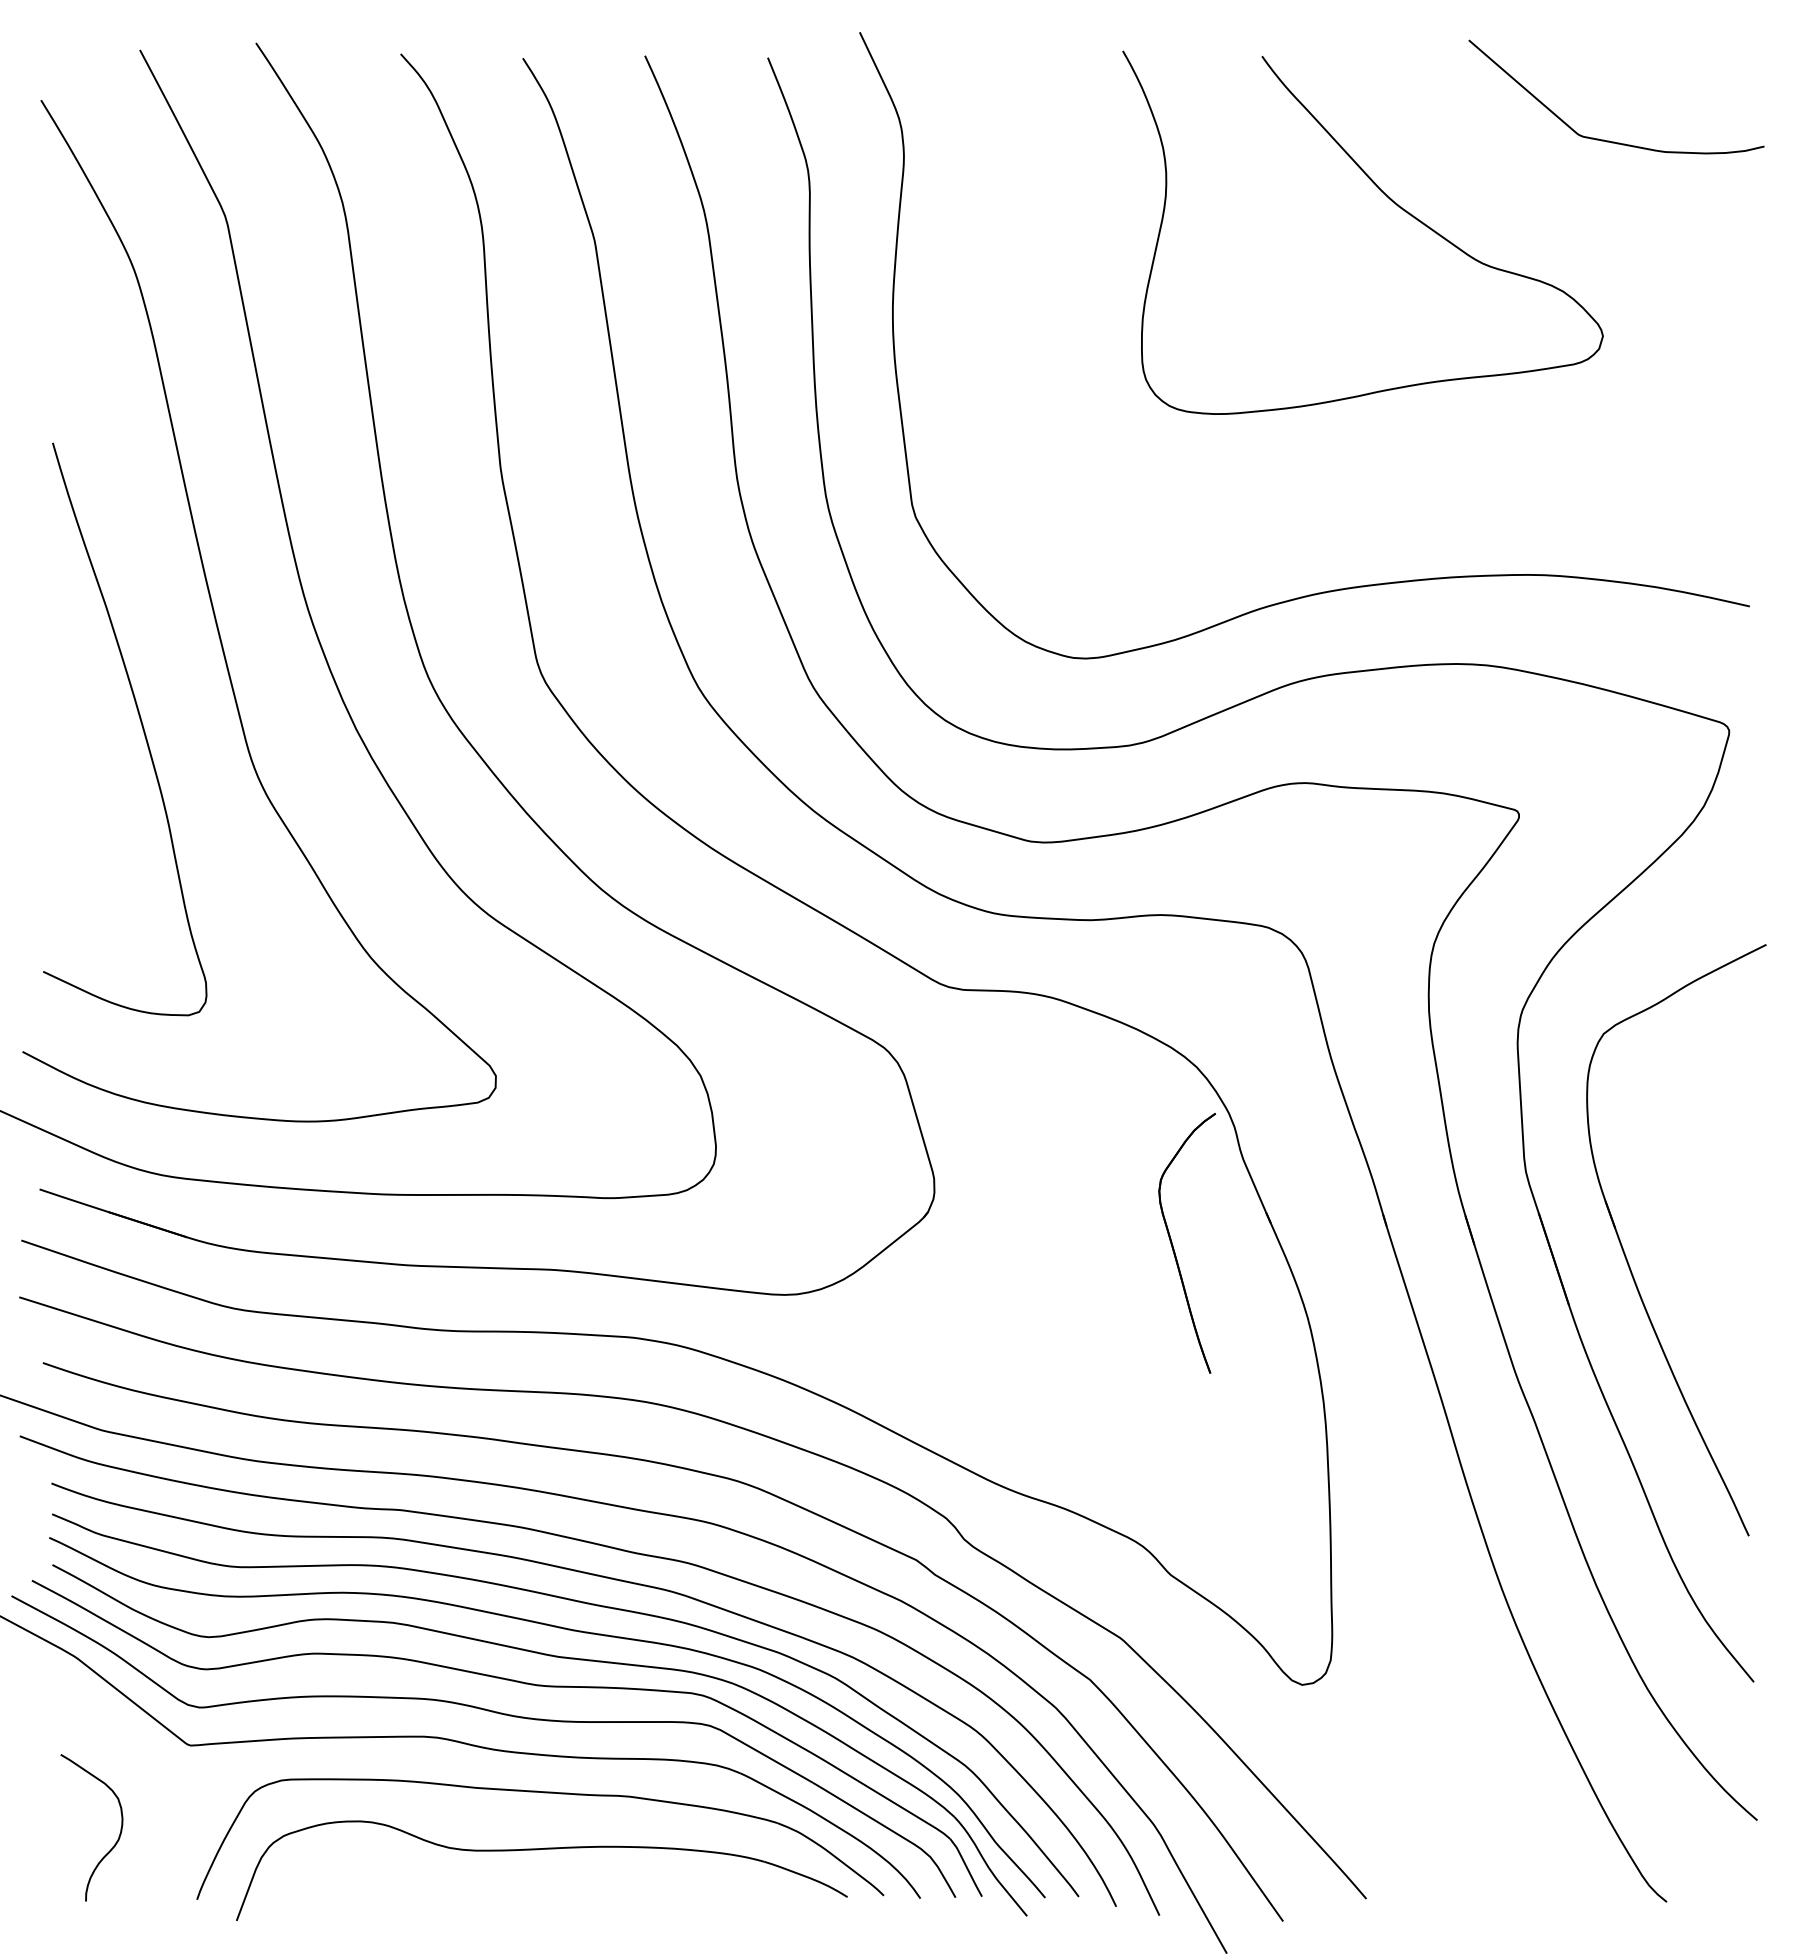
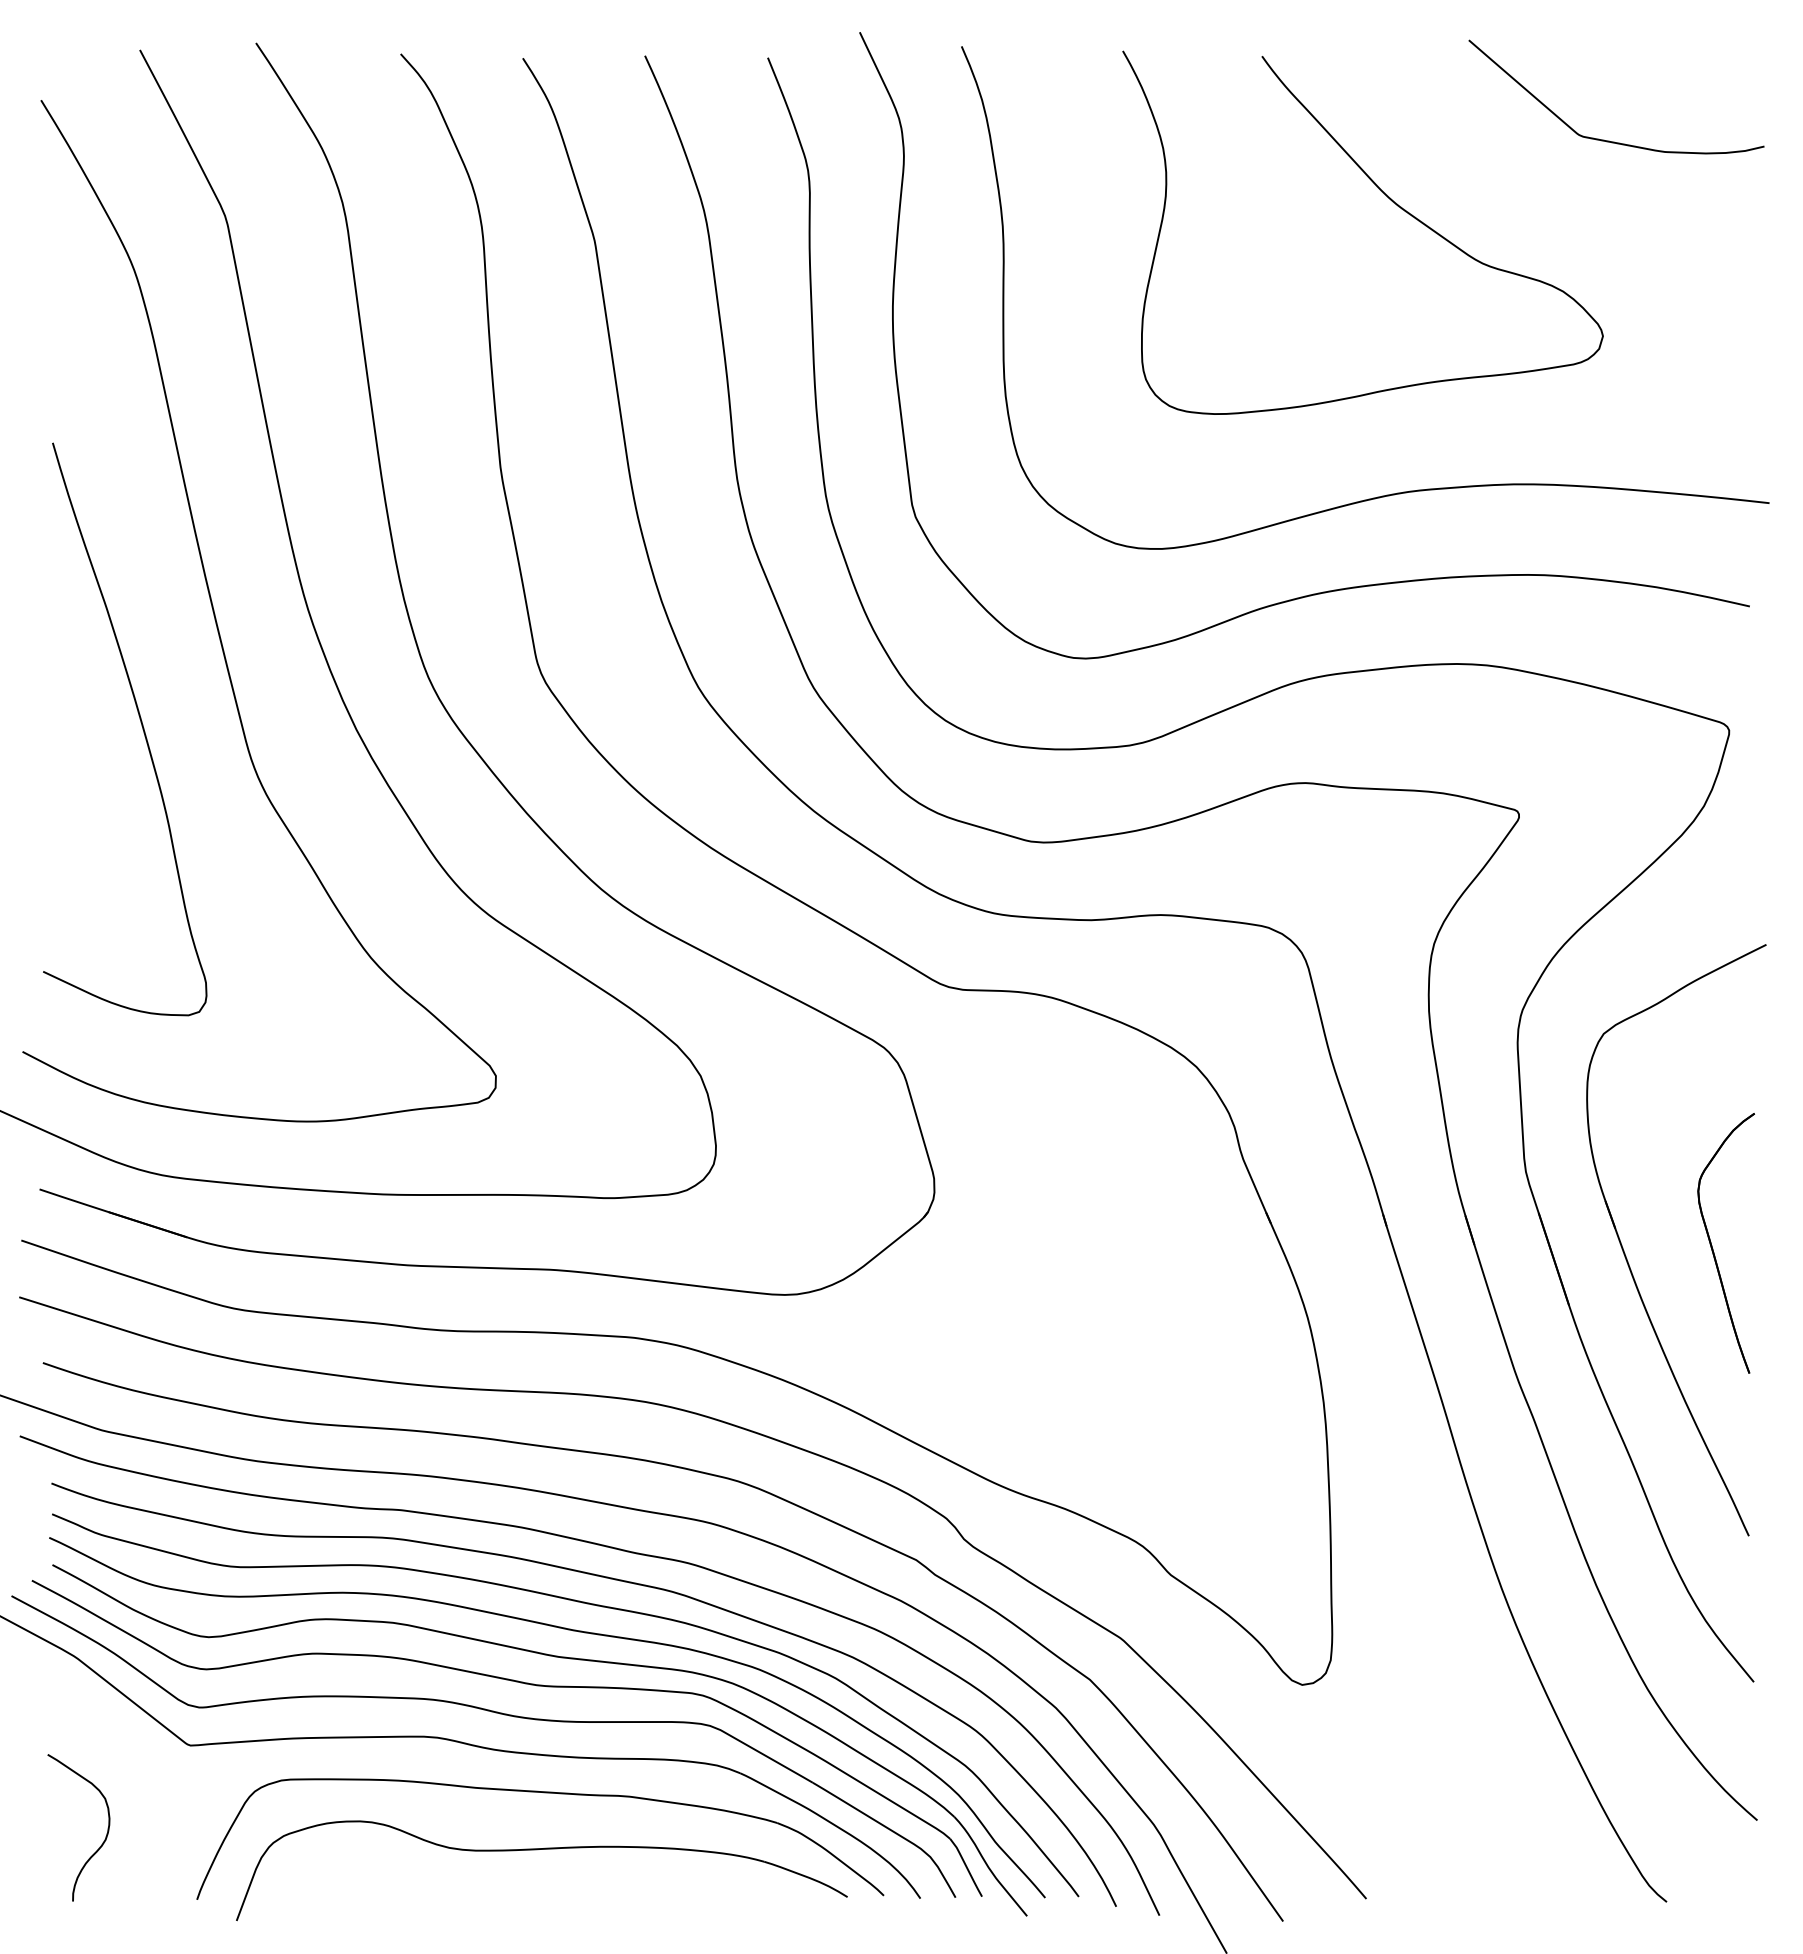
curve: none -> present (1397, 492)
part position: (1174, 1248) -> (1713, 1248) (1713, 1248)
curve position: (115, 1842) -> (102, 1842) (102, 1842)
